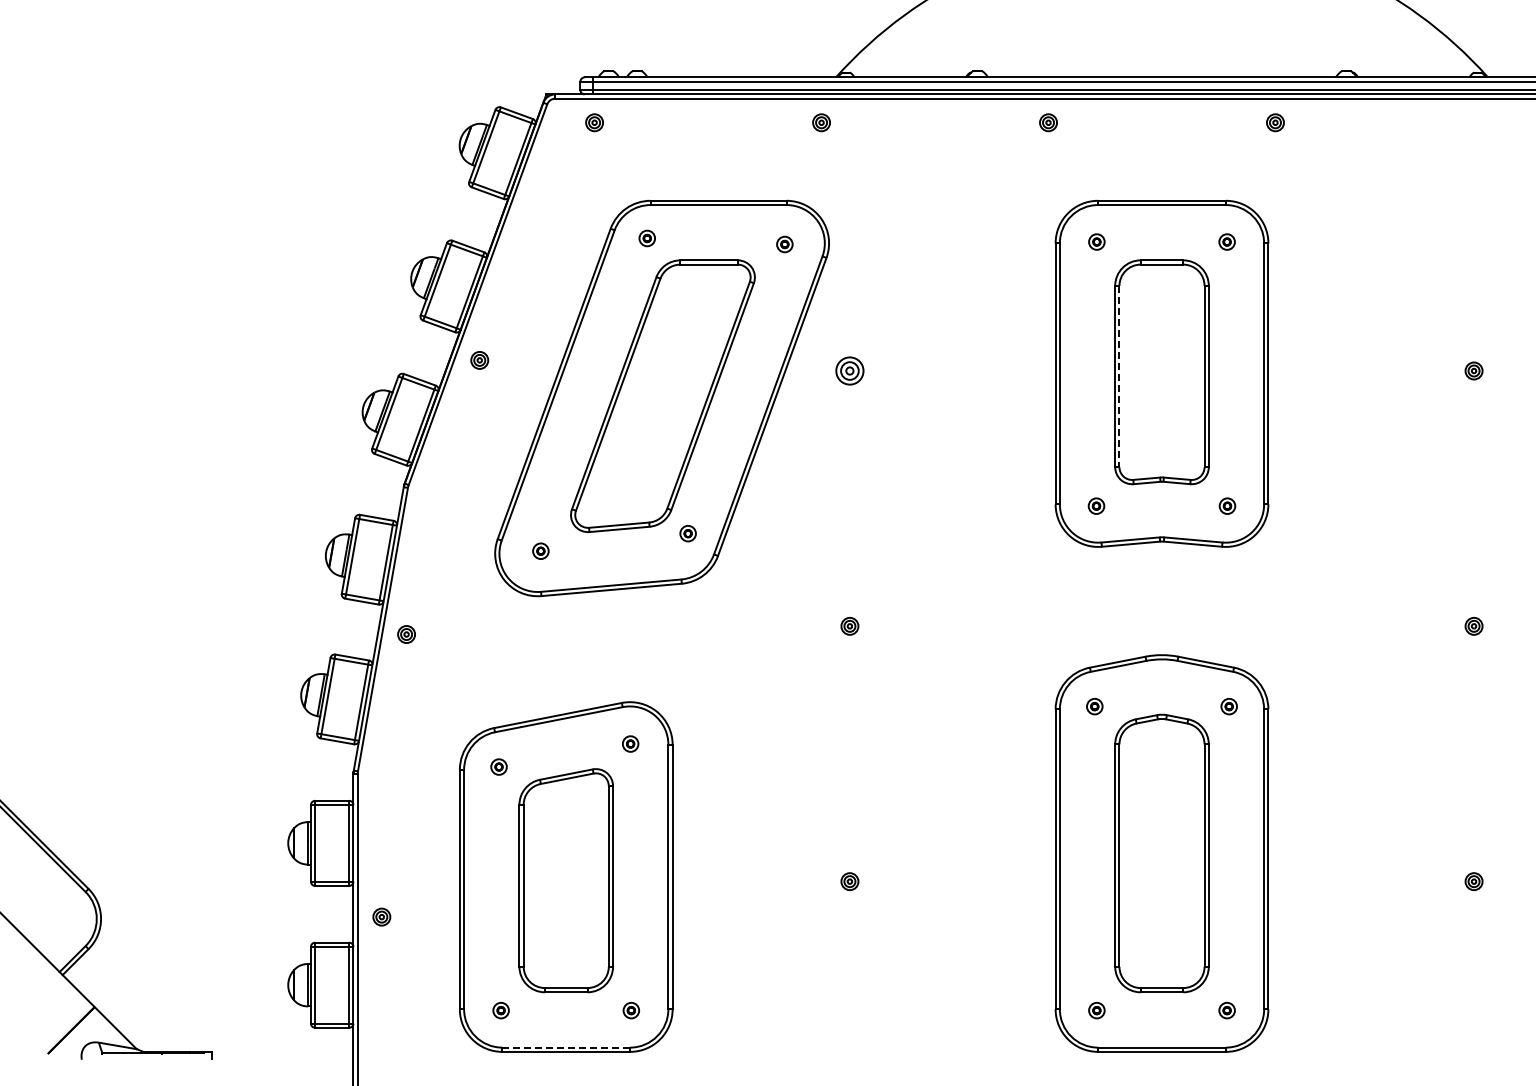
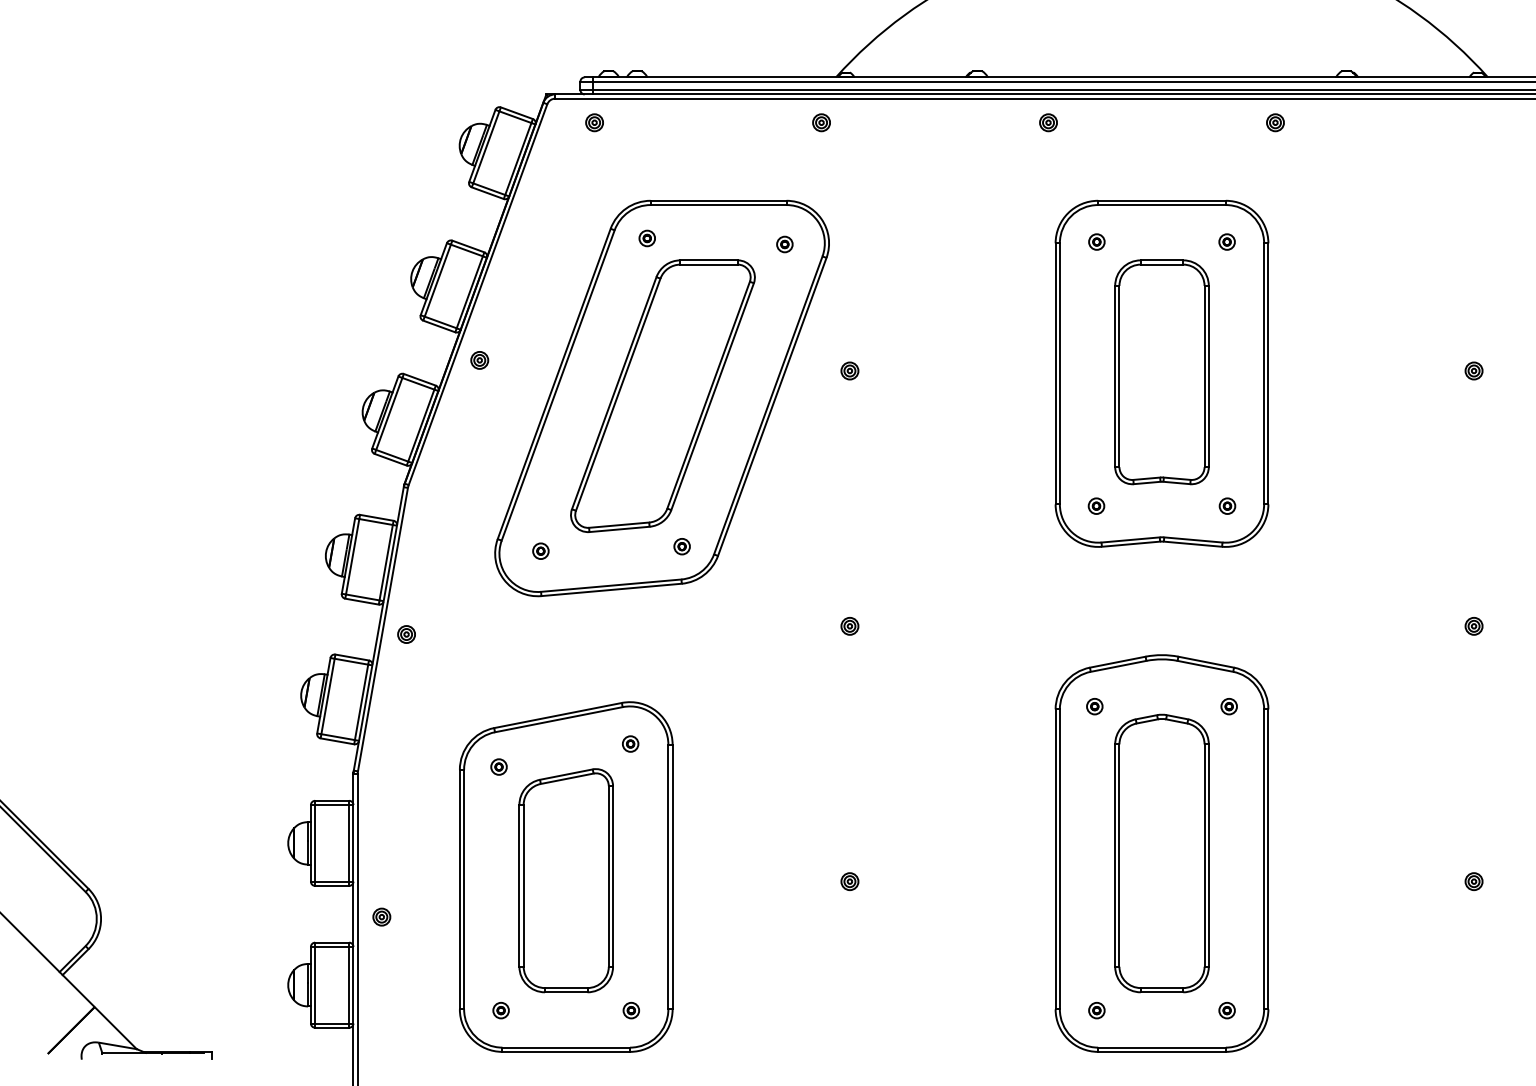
part size: 30x30 px -> 20x20 px (849, 370)
line: dashed -> solid (1119, 376)
part position: (687, 533) -> (681, 546) (681, 546)
line: dashed -> solid (566, 1047)
